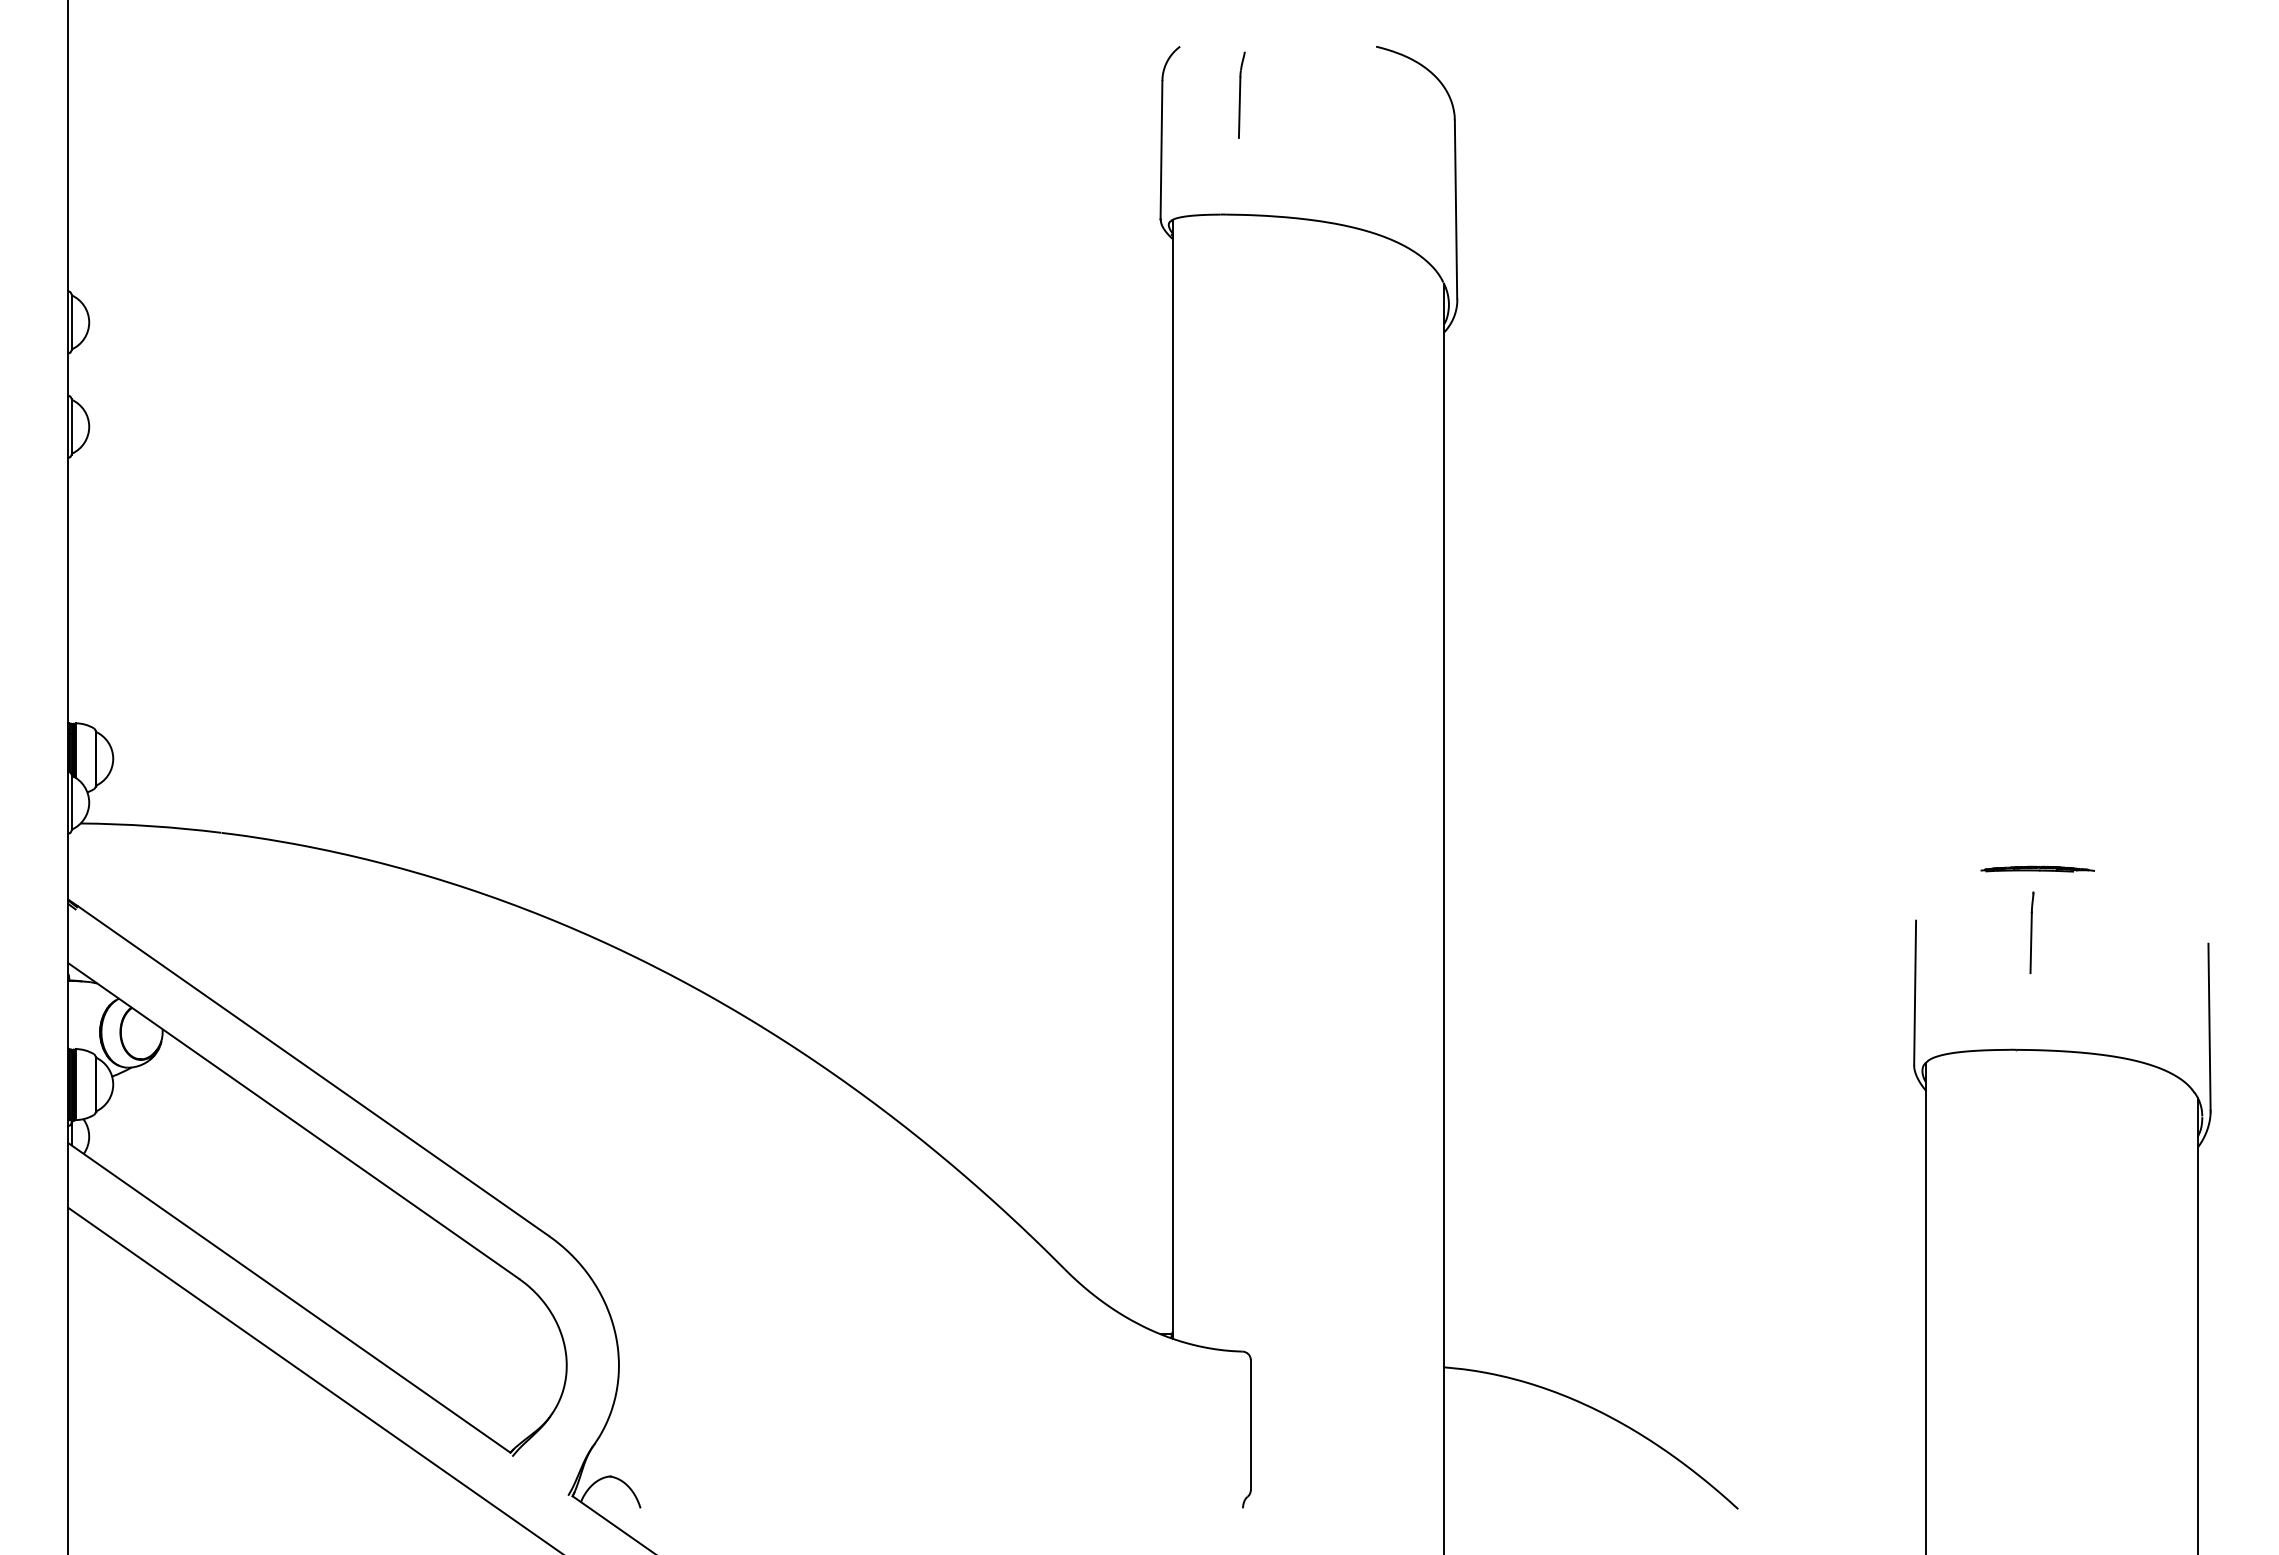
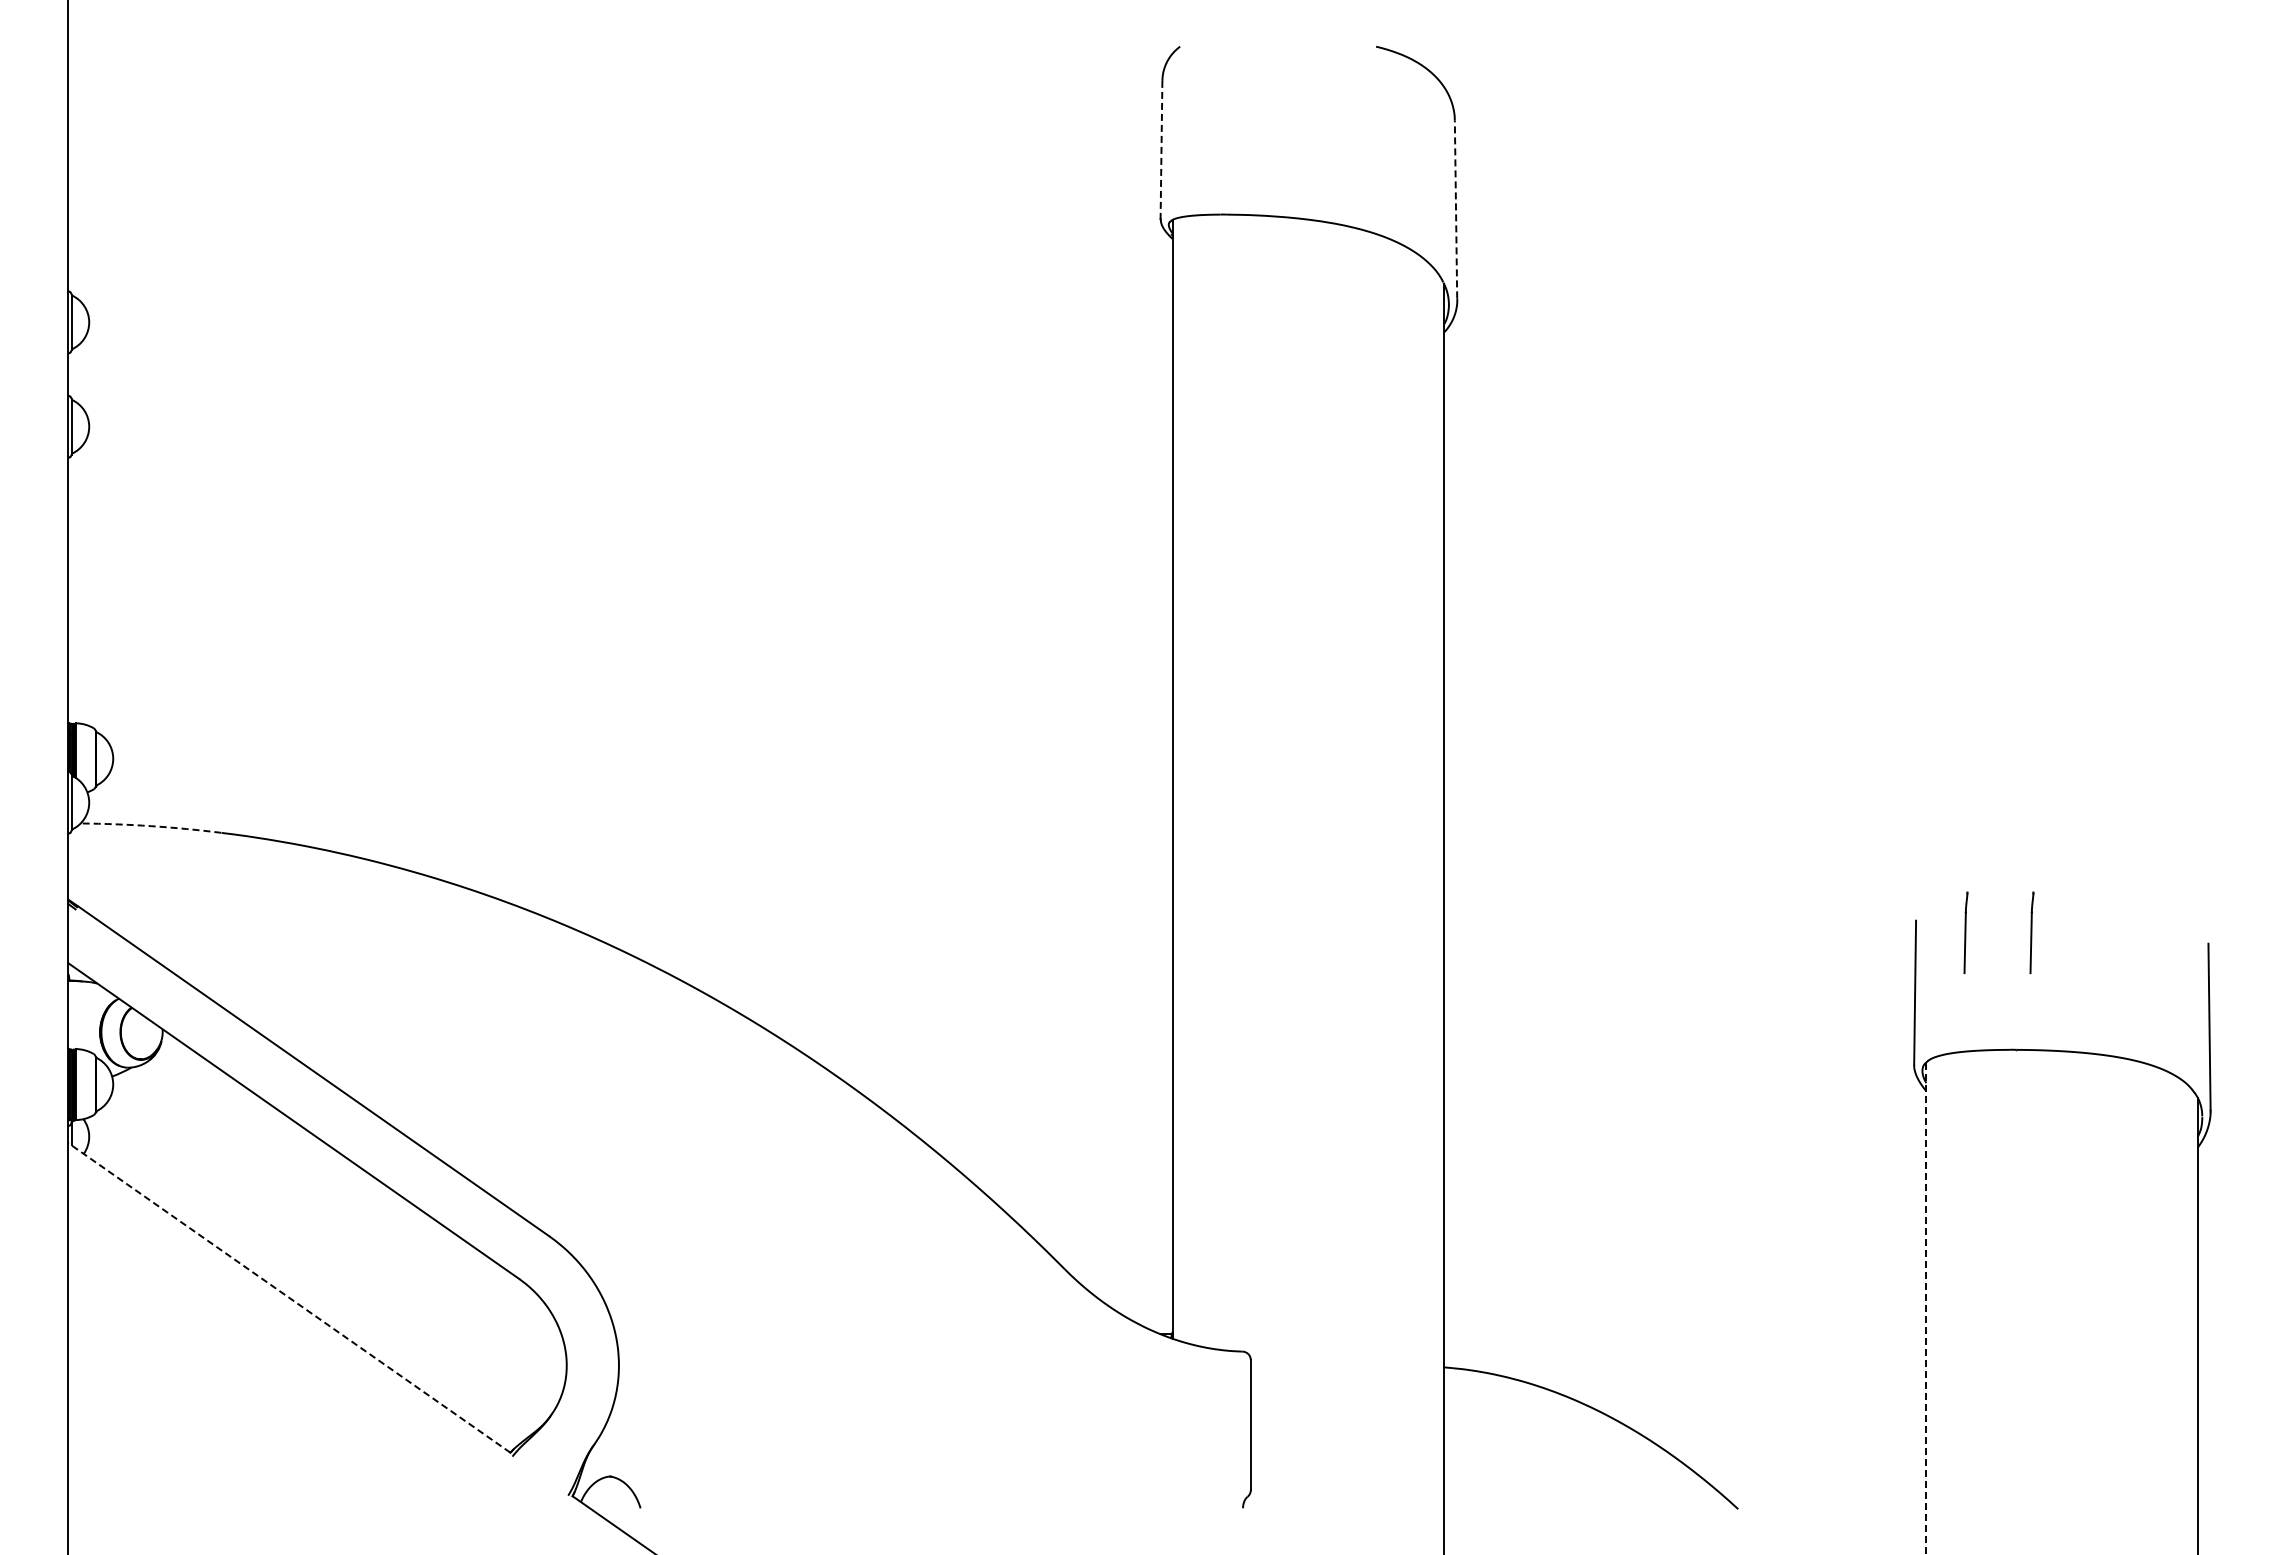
part: present -> none (1241, 94)
line: solid -> dashed (1161, 150)
line: solid -> dashed (1456, 209)
arc: solid -> dashed (151, 826)
part: present -> none (2037, 868)
line: none -> present (1965, 932)
line: solid -> dashed (289, 1297)
line: solid -> dashed (1926, 1308)
line: present -> none (313, 1379)
